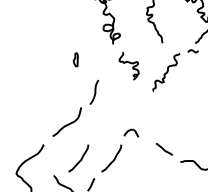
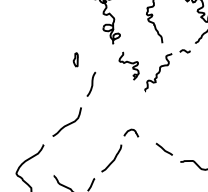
part position: (175, 70) -> (167, 70) (167, 70)
curve position: (94, 91) -> (91, 83) (91, 83)
curve: present -> none (80, 159)
